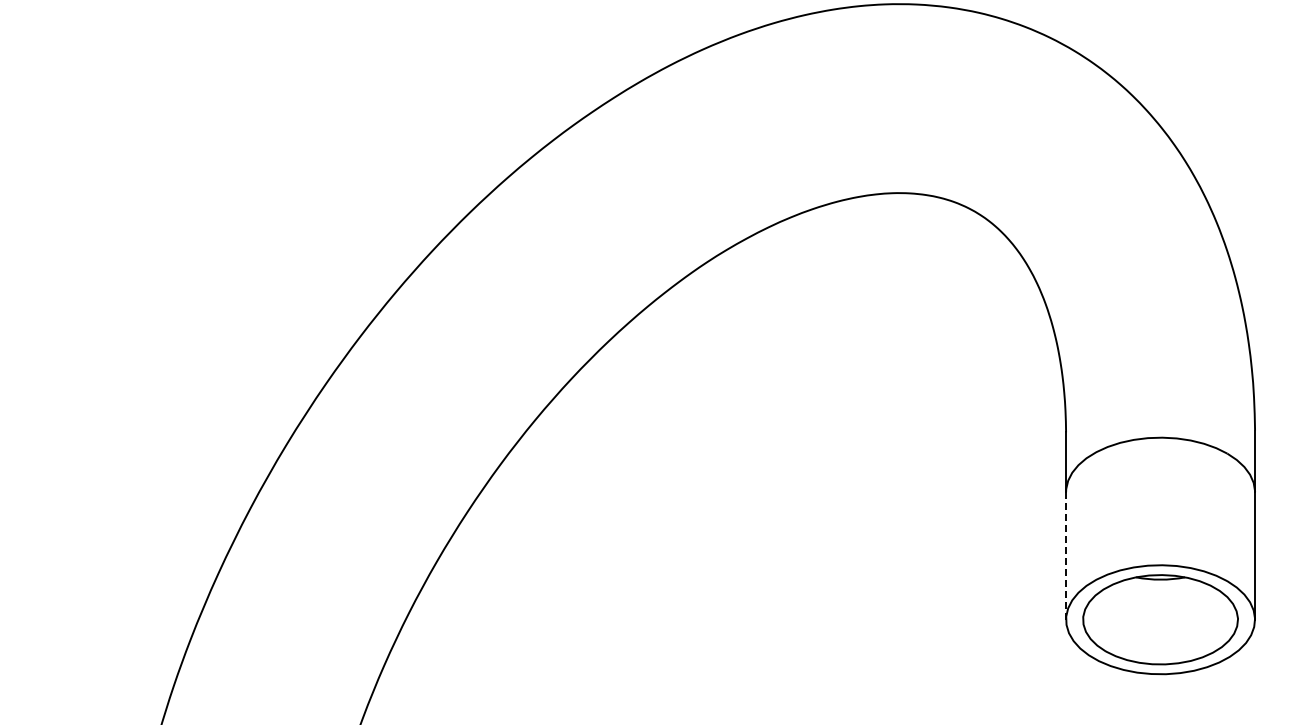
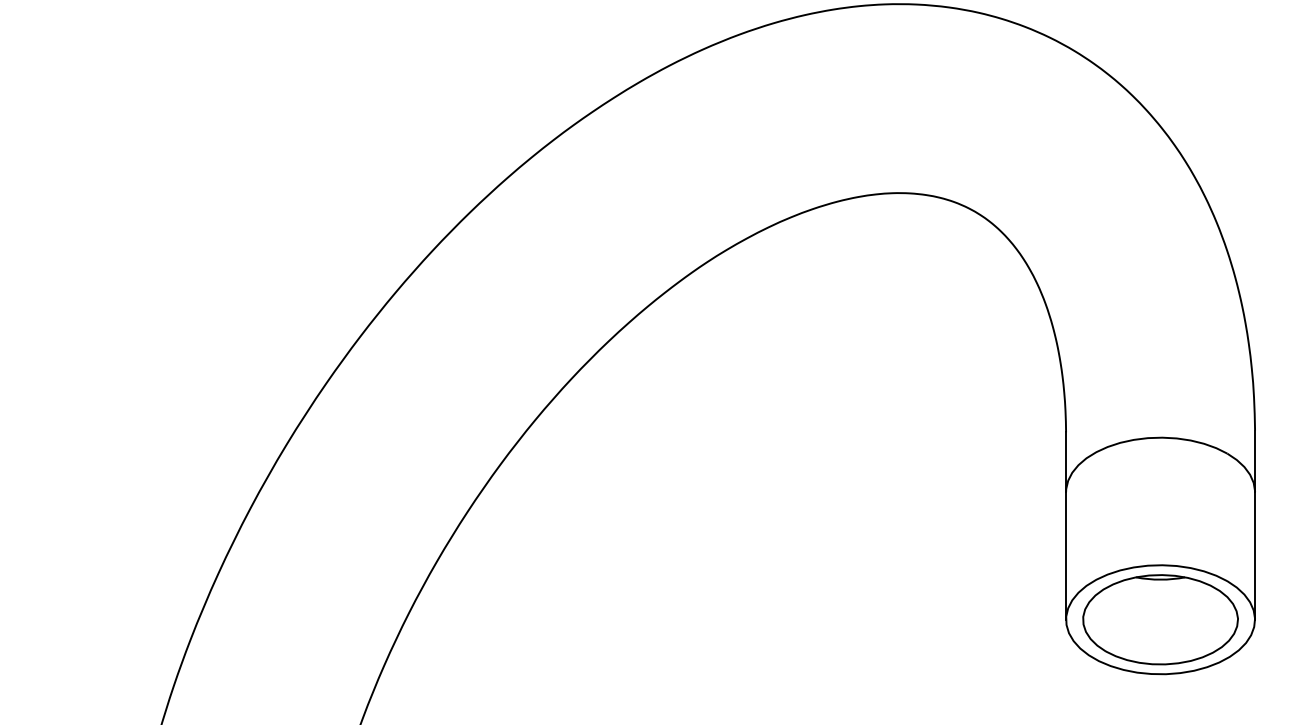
line: dashed -> solid (1066, 555)
